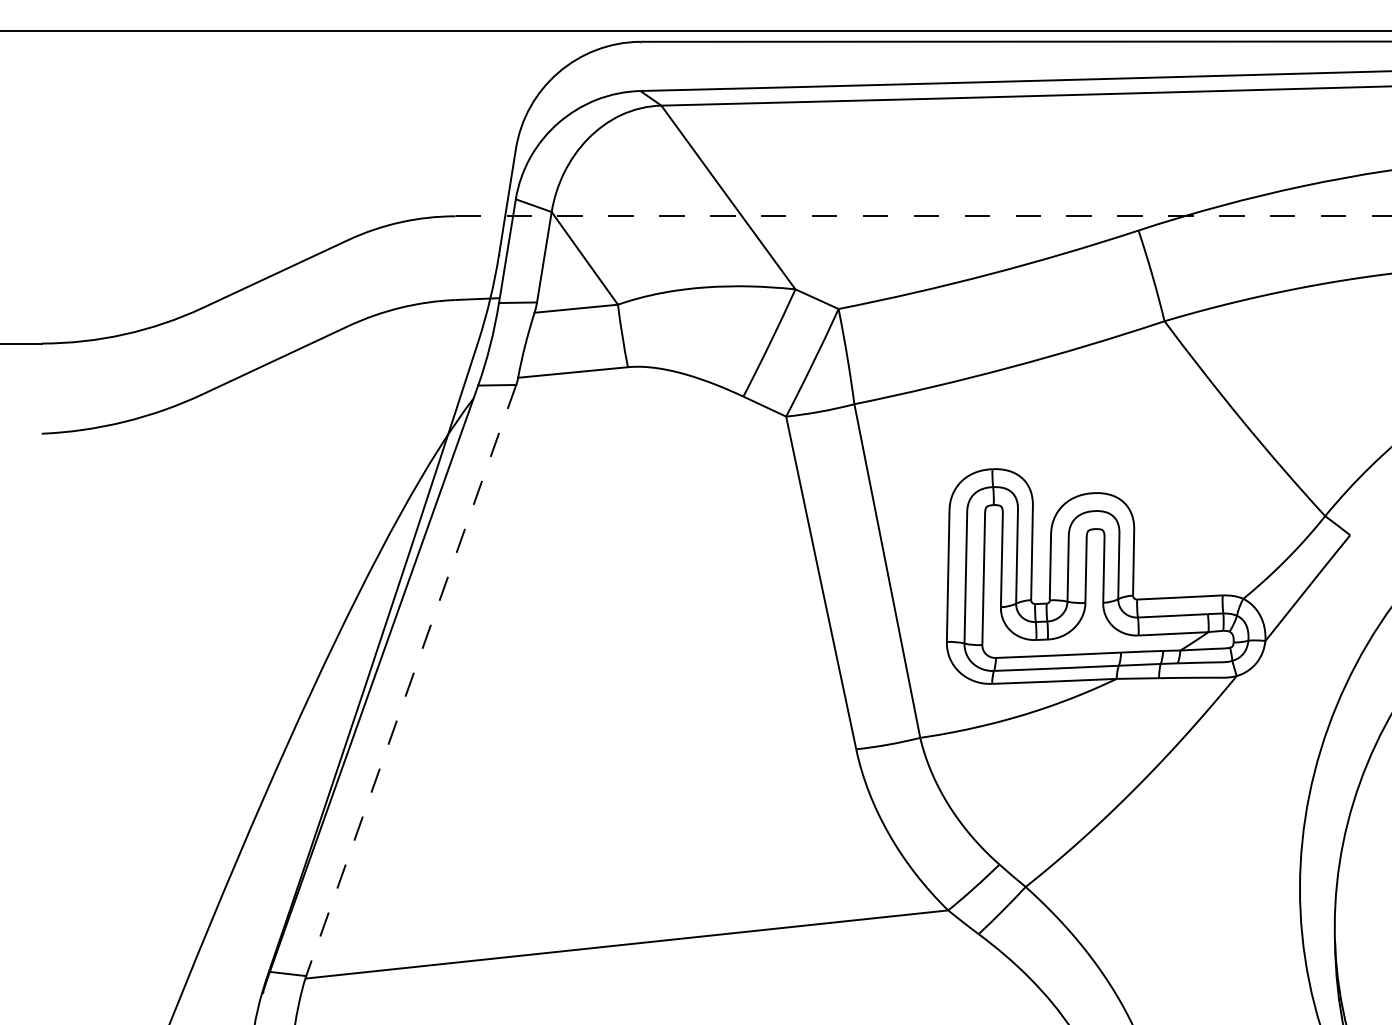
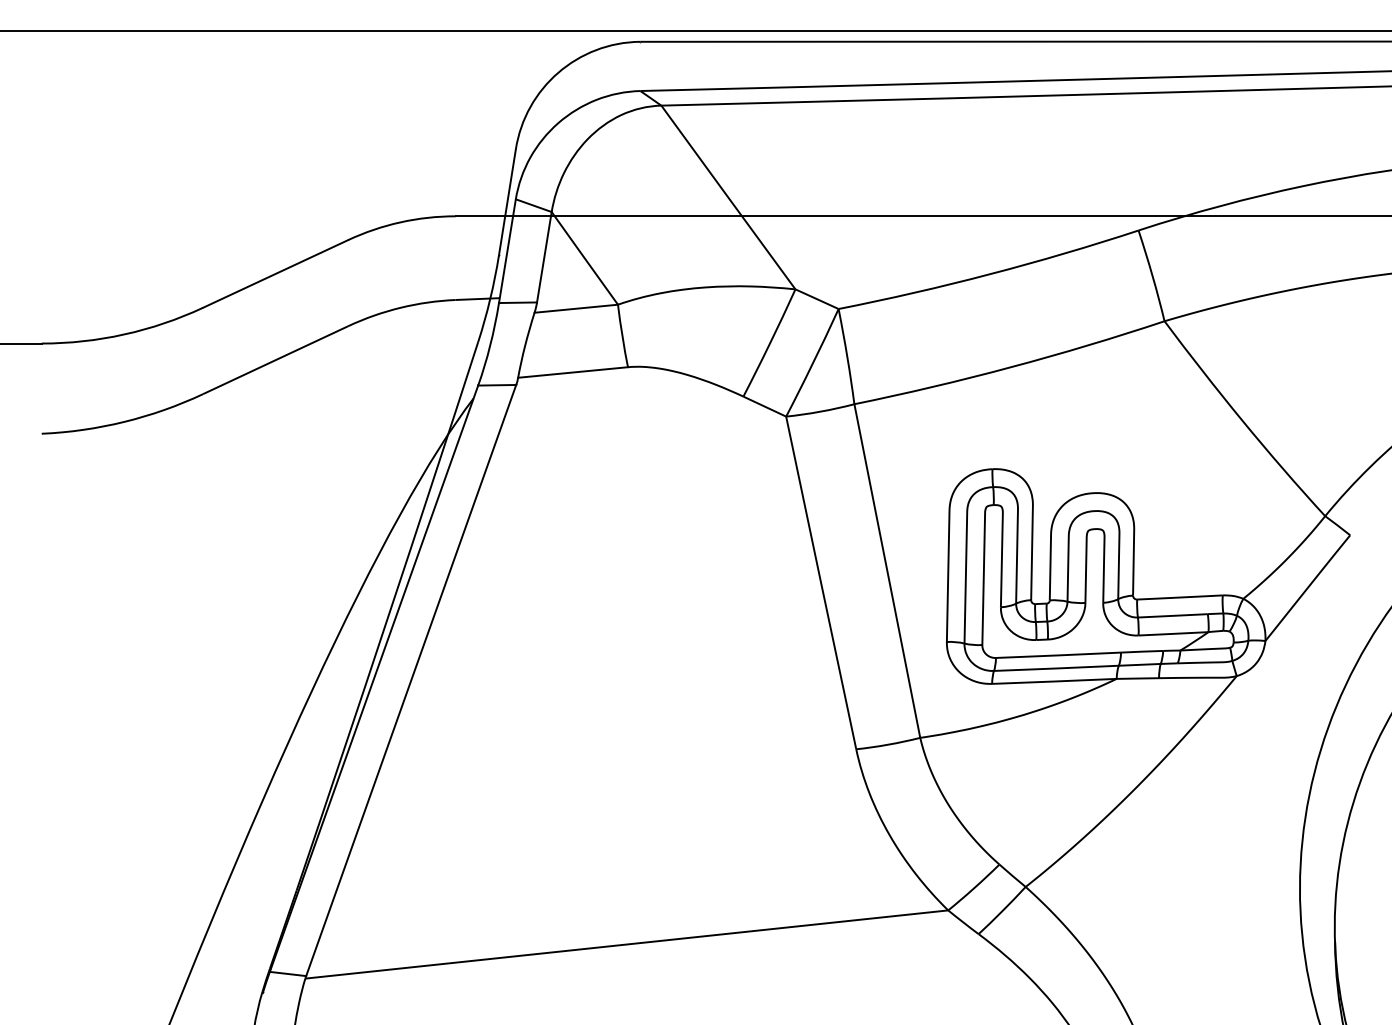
line: dashed -> solid (923, 216)
line: dashed -> solid (411, 680)
